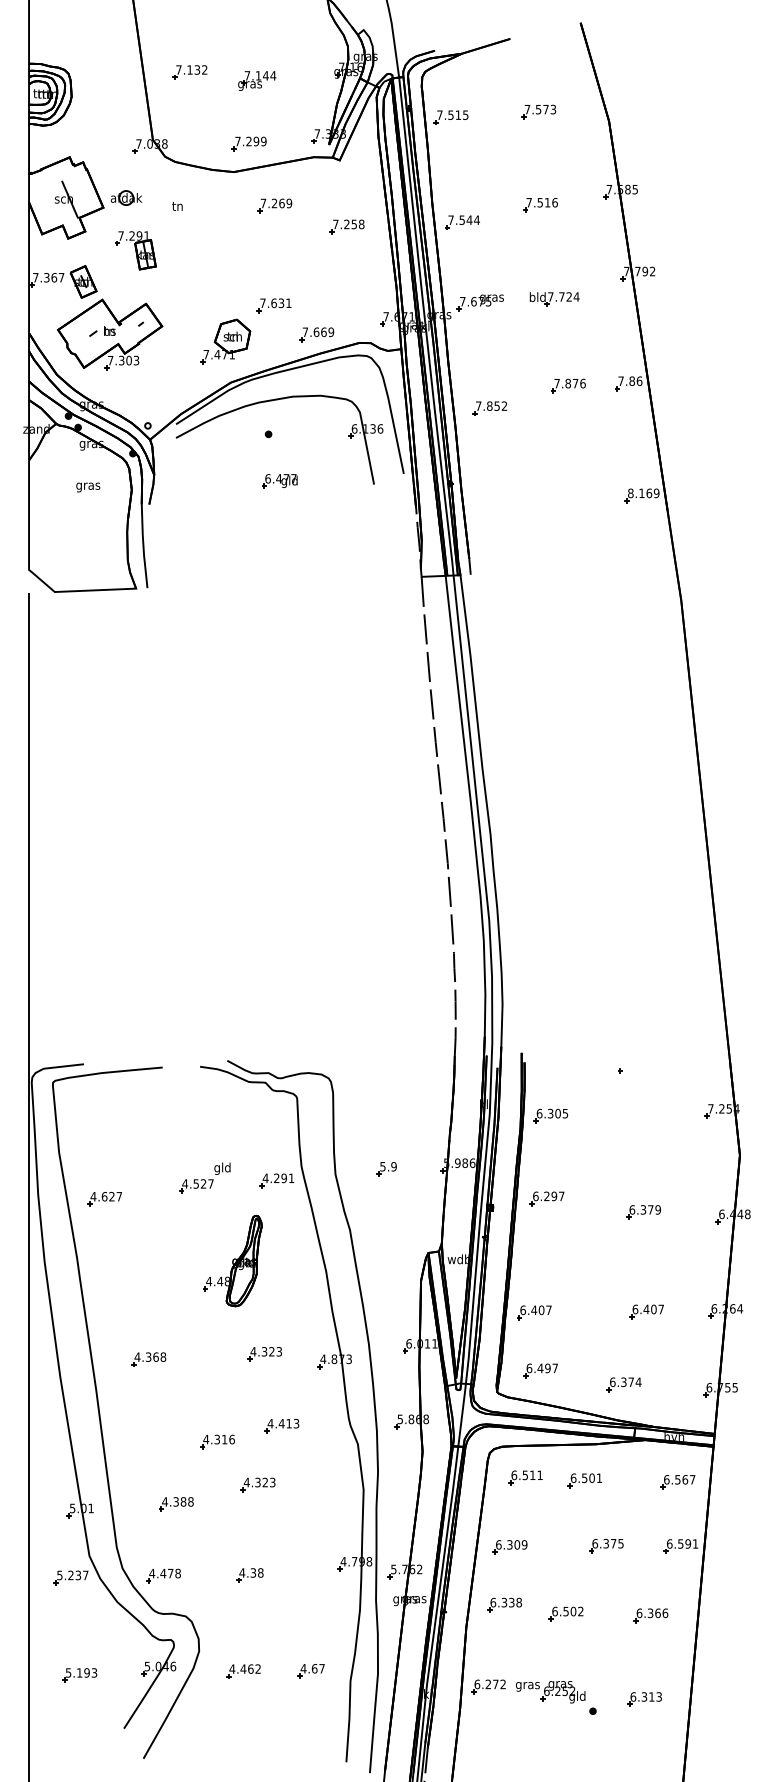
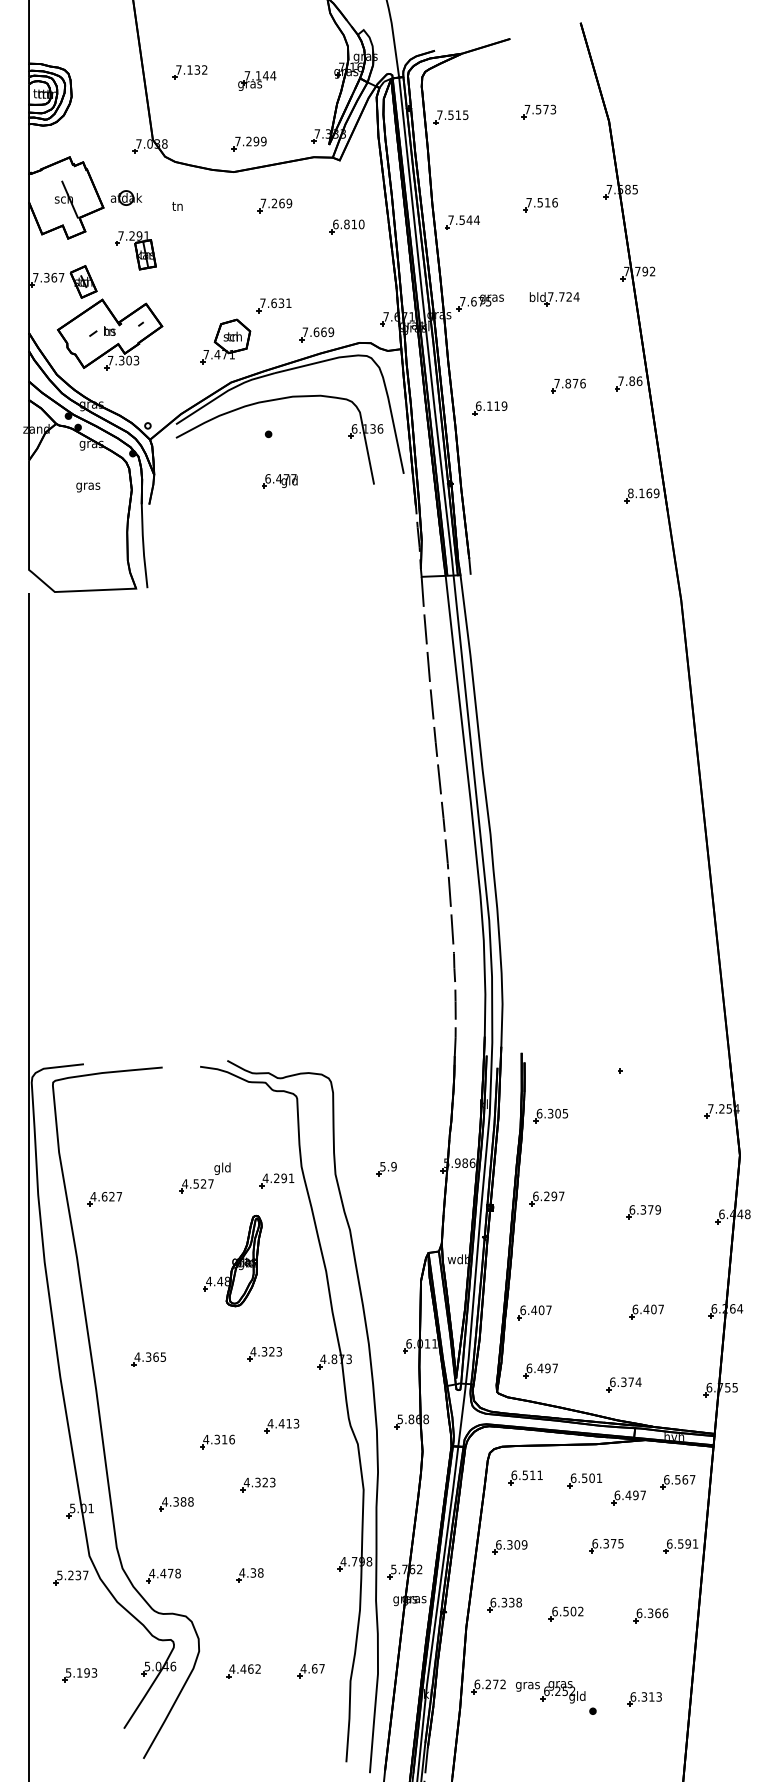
text: 7.258 -> 6.810 (348, 224)
text: 7.852 -> 6.119 (491, 405)
text: 4.368 -> 4.365 (163, 1356)
part: none -> present (628, 1497)
